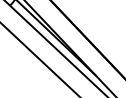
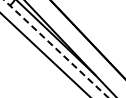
line: solid -> dashed (55, 48)
line position: (39, 59) -> (44, 54) (44, 54)
